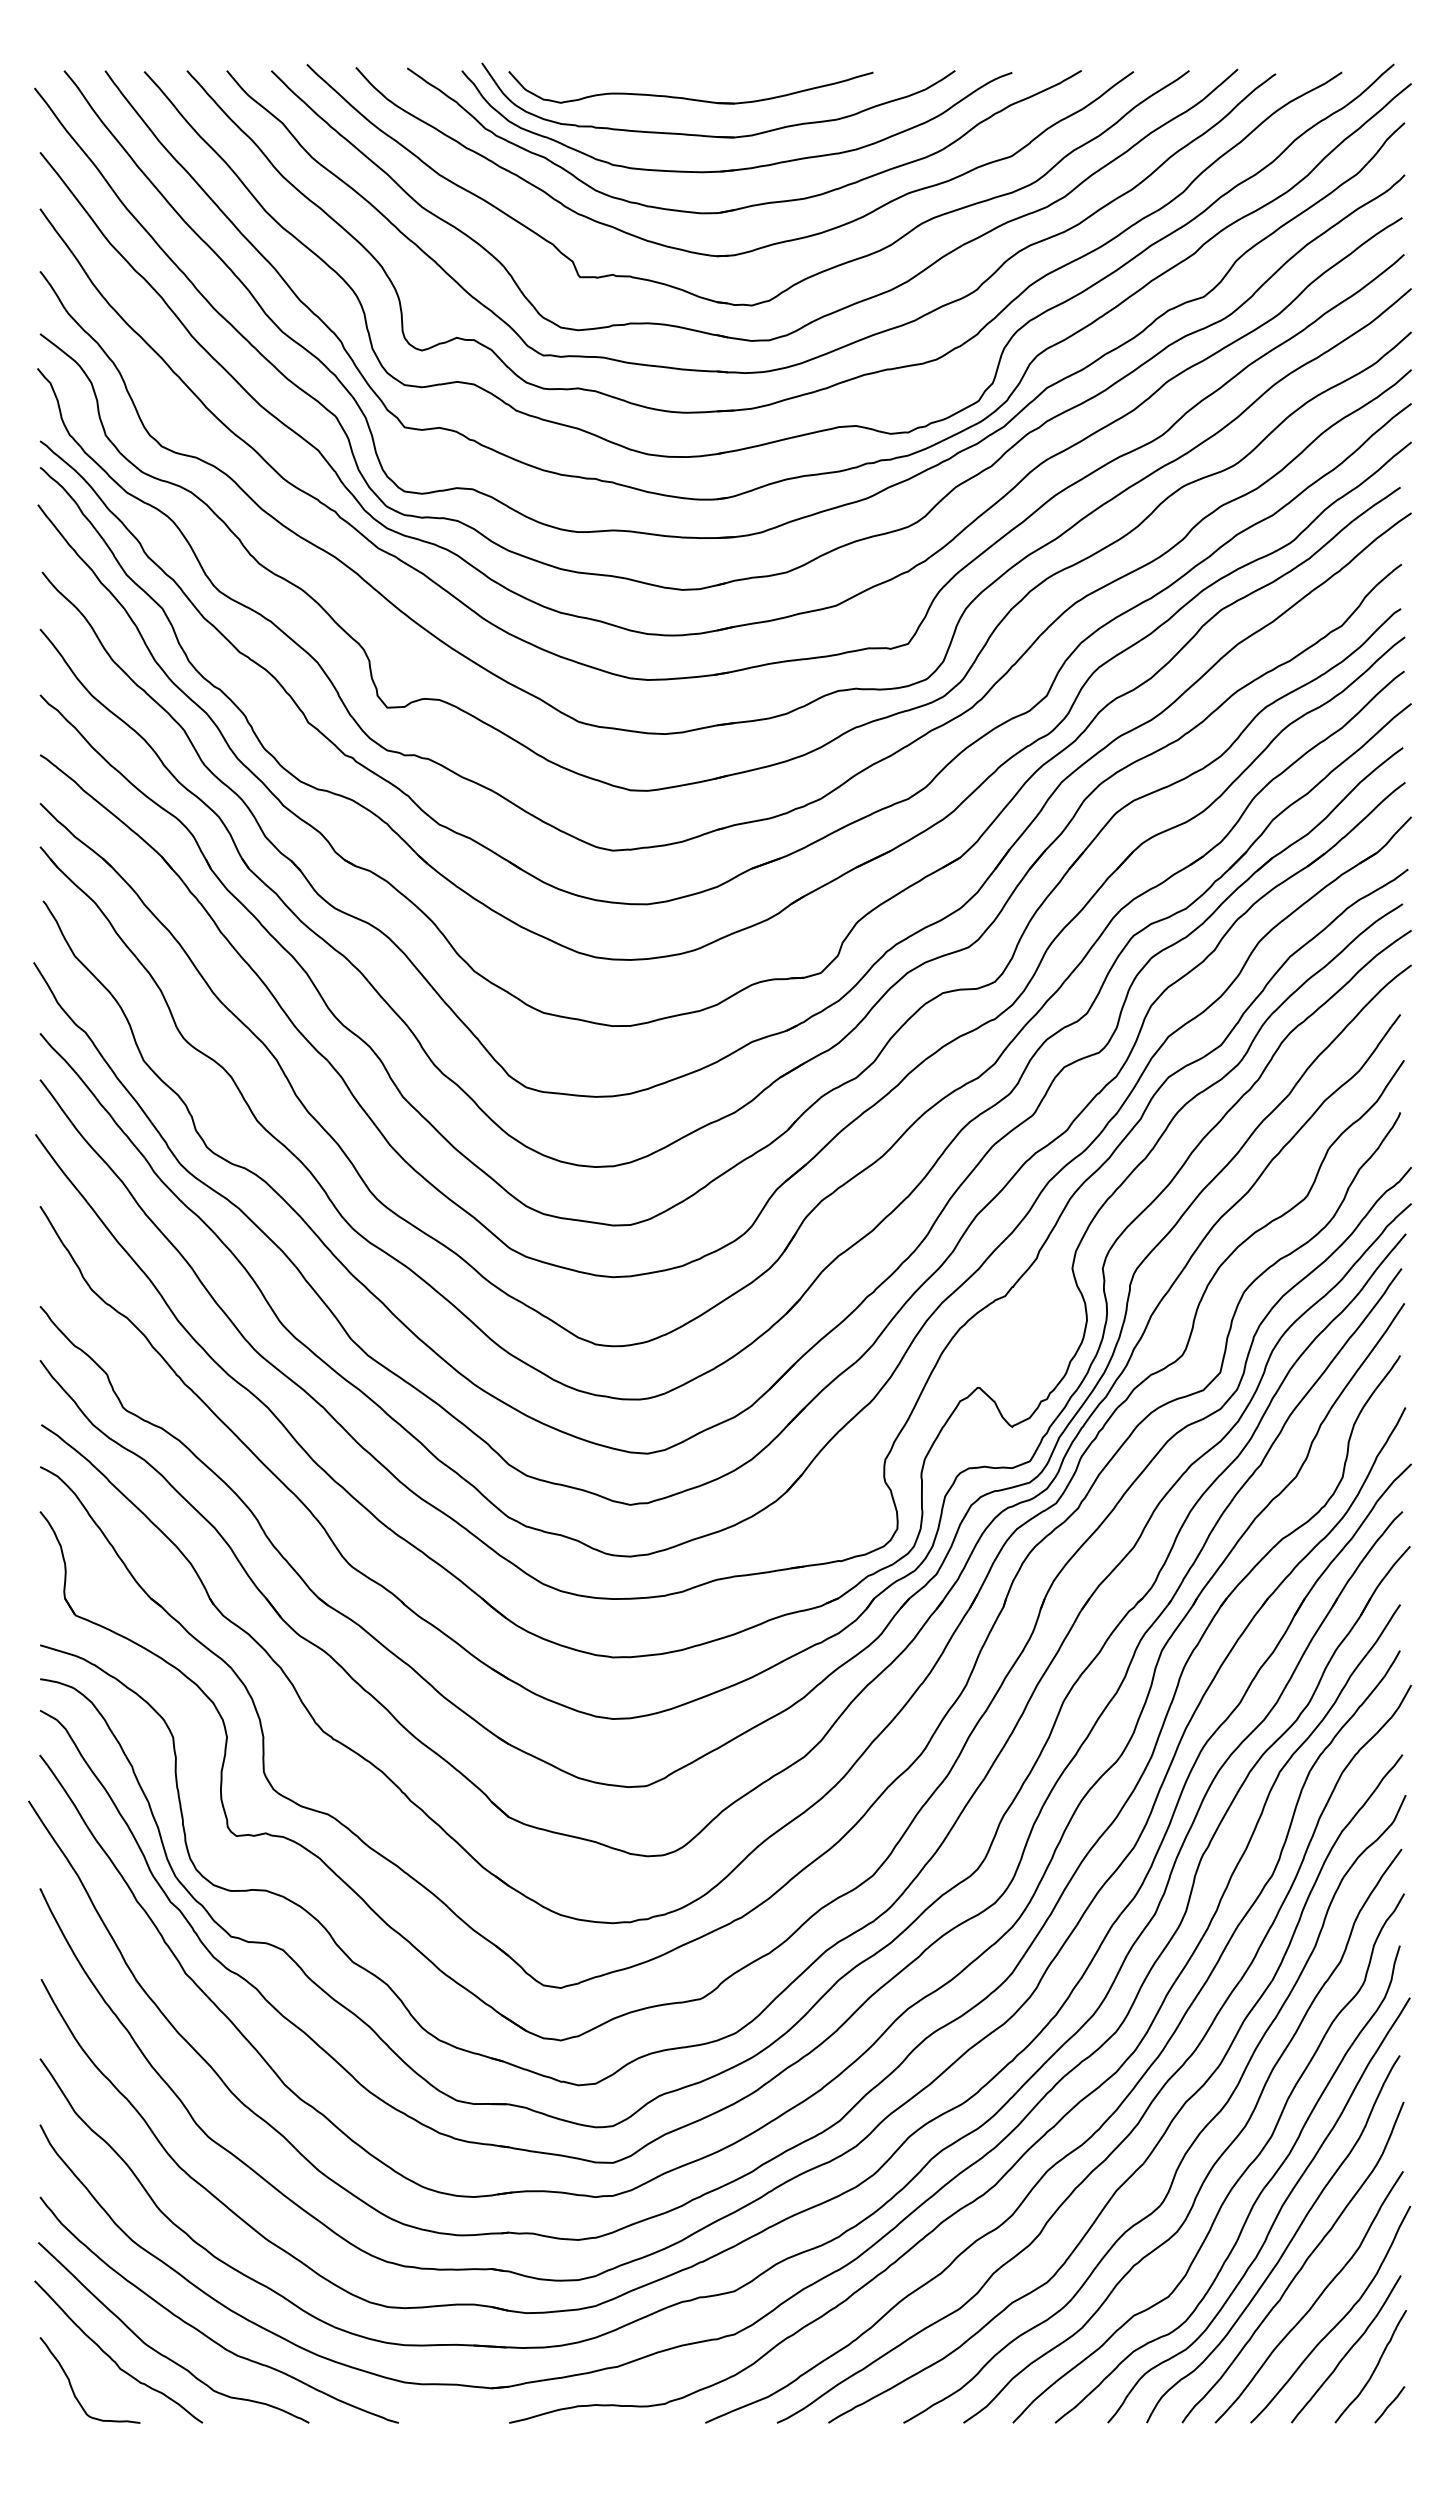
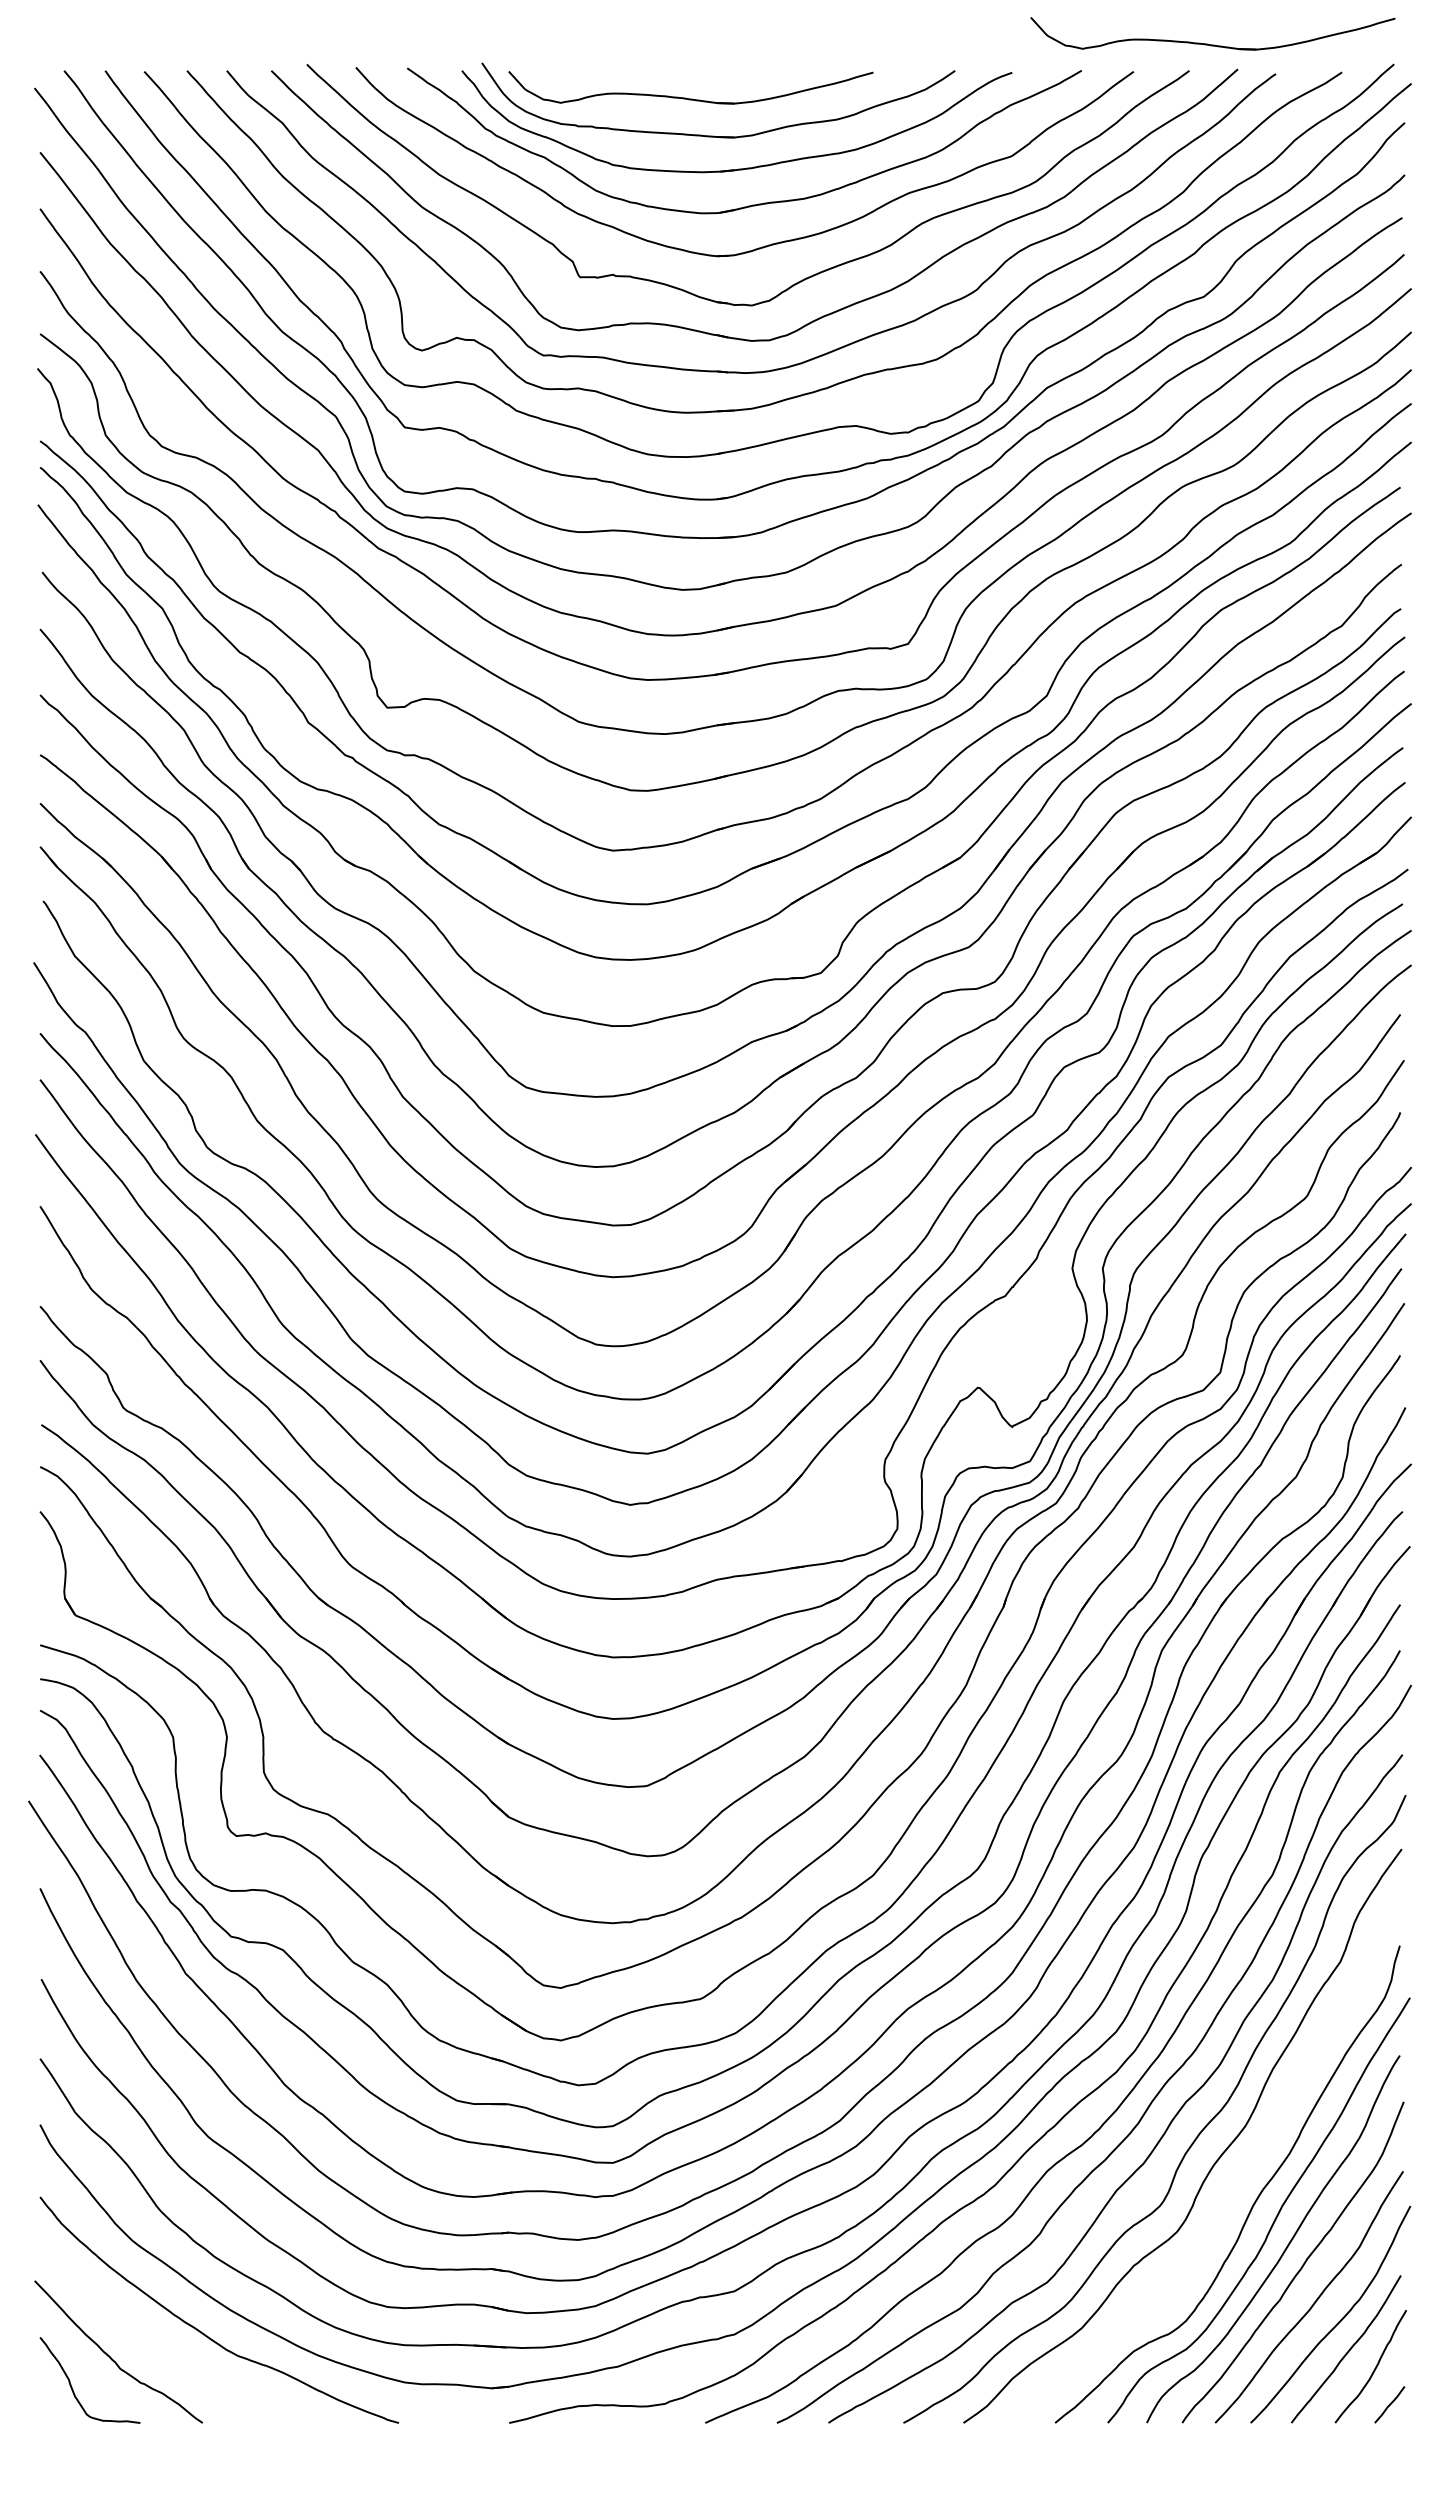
part: none -> present (1208, 43)
curve: present -> none (1236, 2180)
curve: present -> none (163, 2354)
